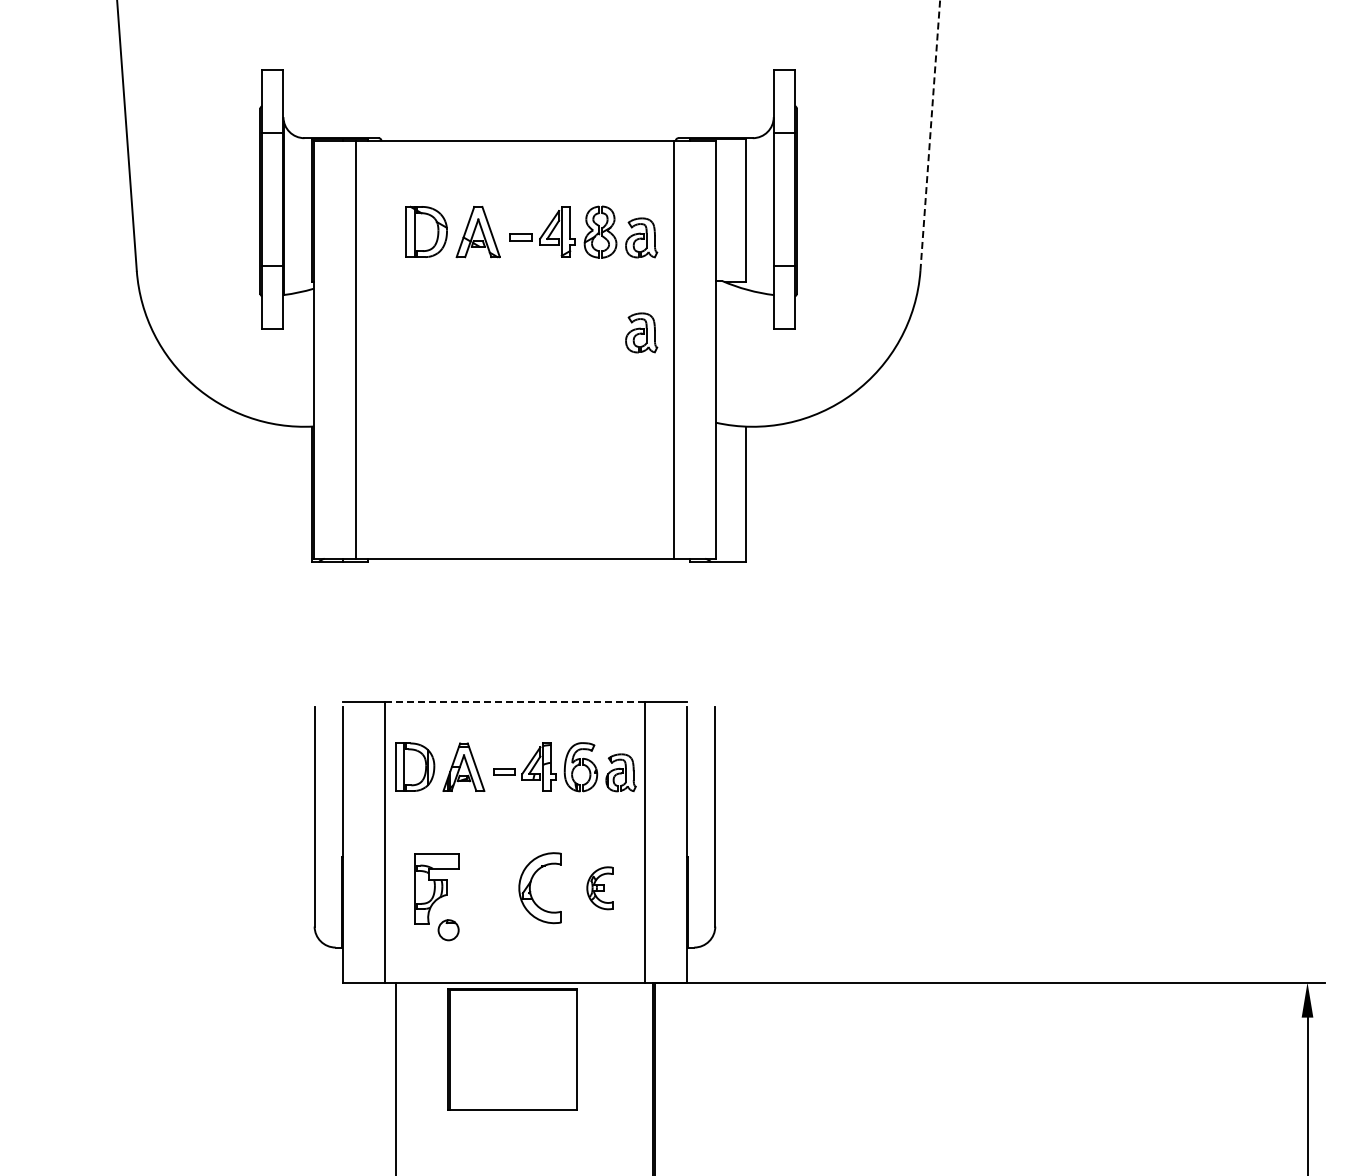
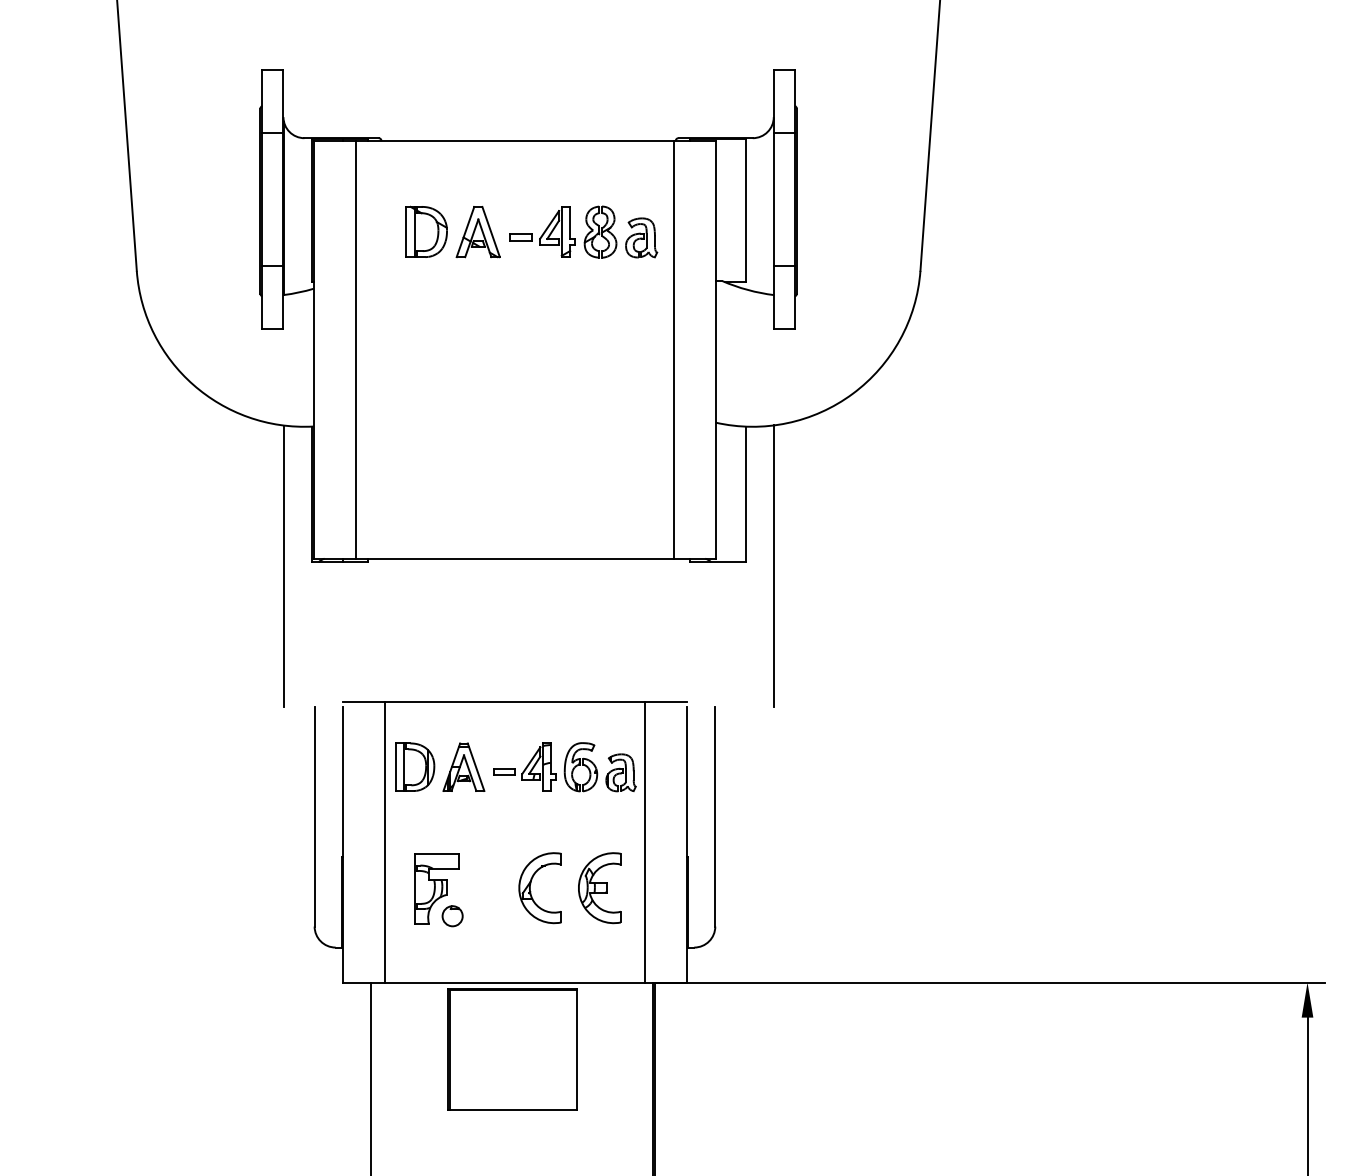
line: dashed -> solid (930, 135)
part: present -> none (641, 332)
line: none -> present (283, 565)
line: none -> present (774, 565)
line: dashed -> solid (515, 702)
part size: 28x45 px -> 44x73 px (599, 888)
part position: (448, 930) -> (452, 916) (452, 916)
line position: (396, 1077) -> (371, 1077) (371, 1077)
